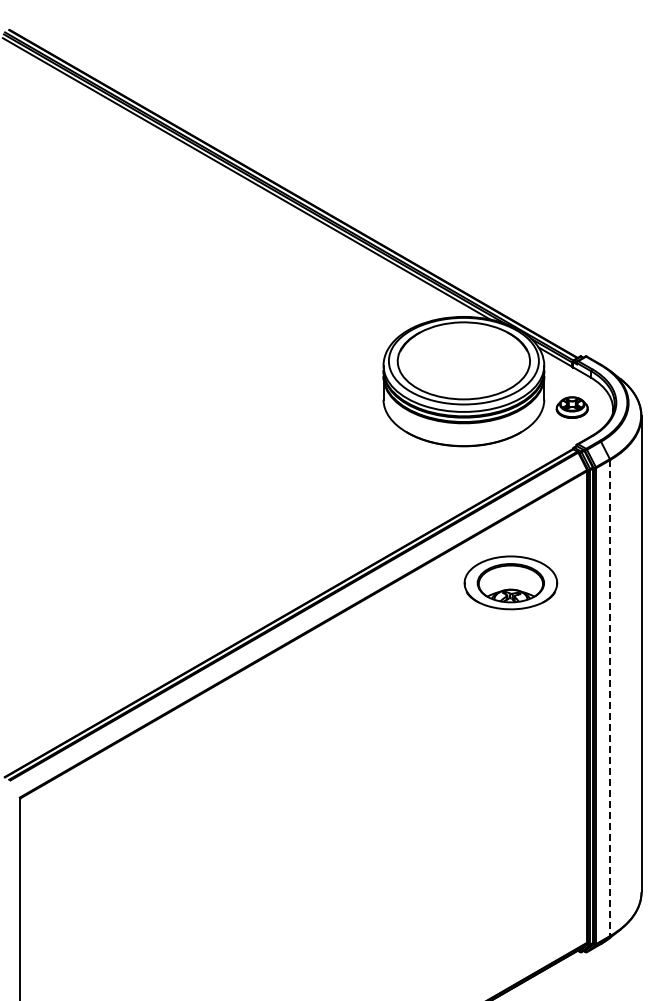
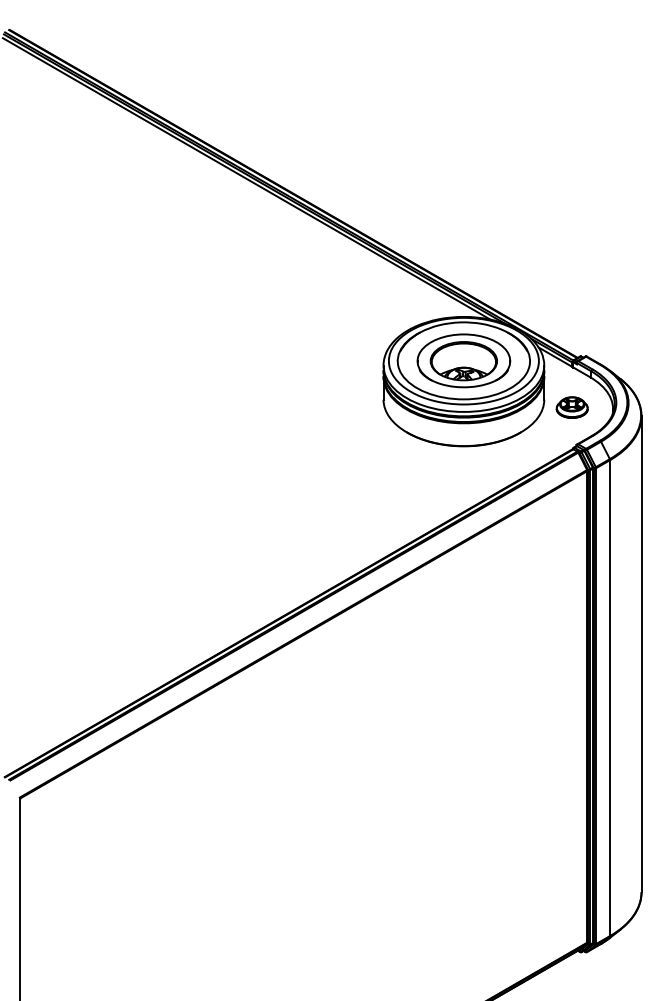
part position: (510, 582) -> (463, 360) (463, 360)
line: dashed -> solid (610, 698)
